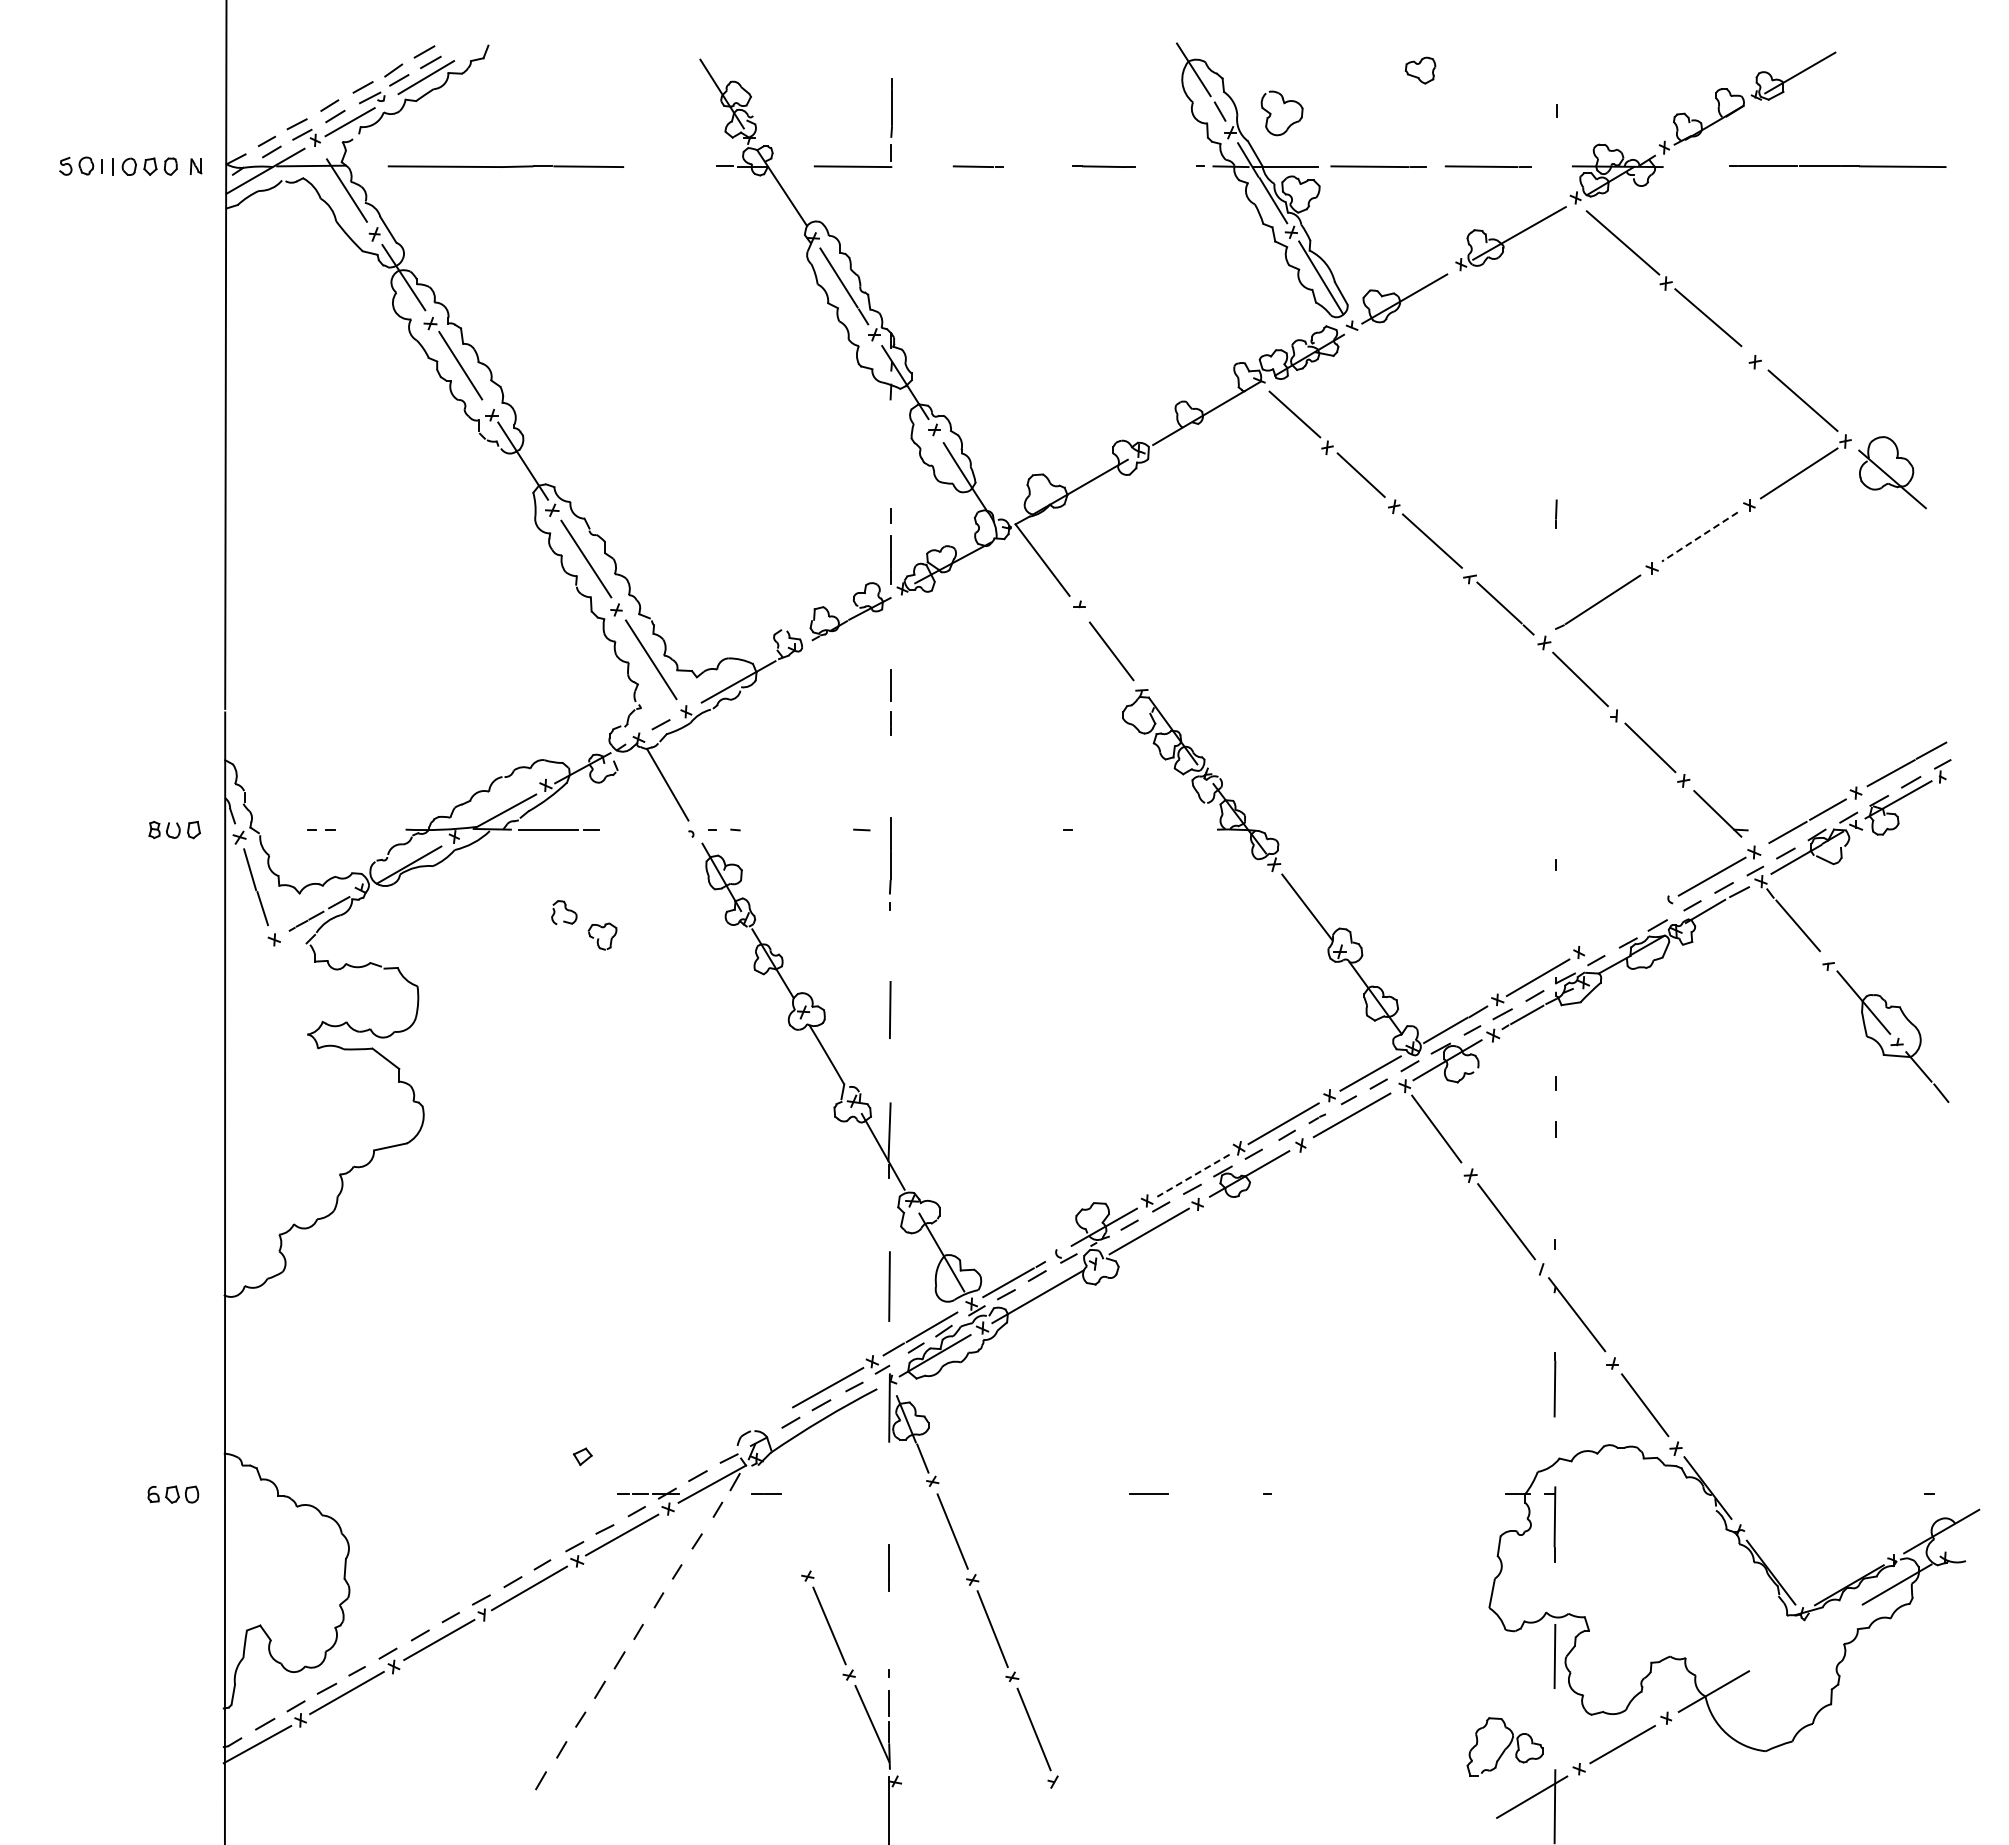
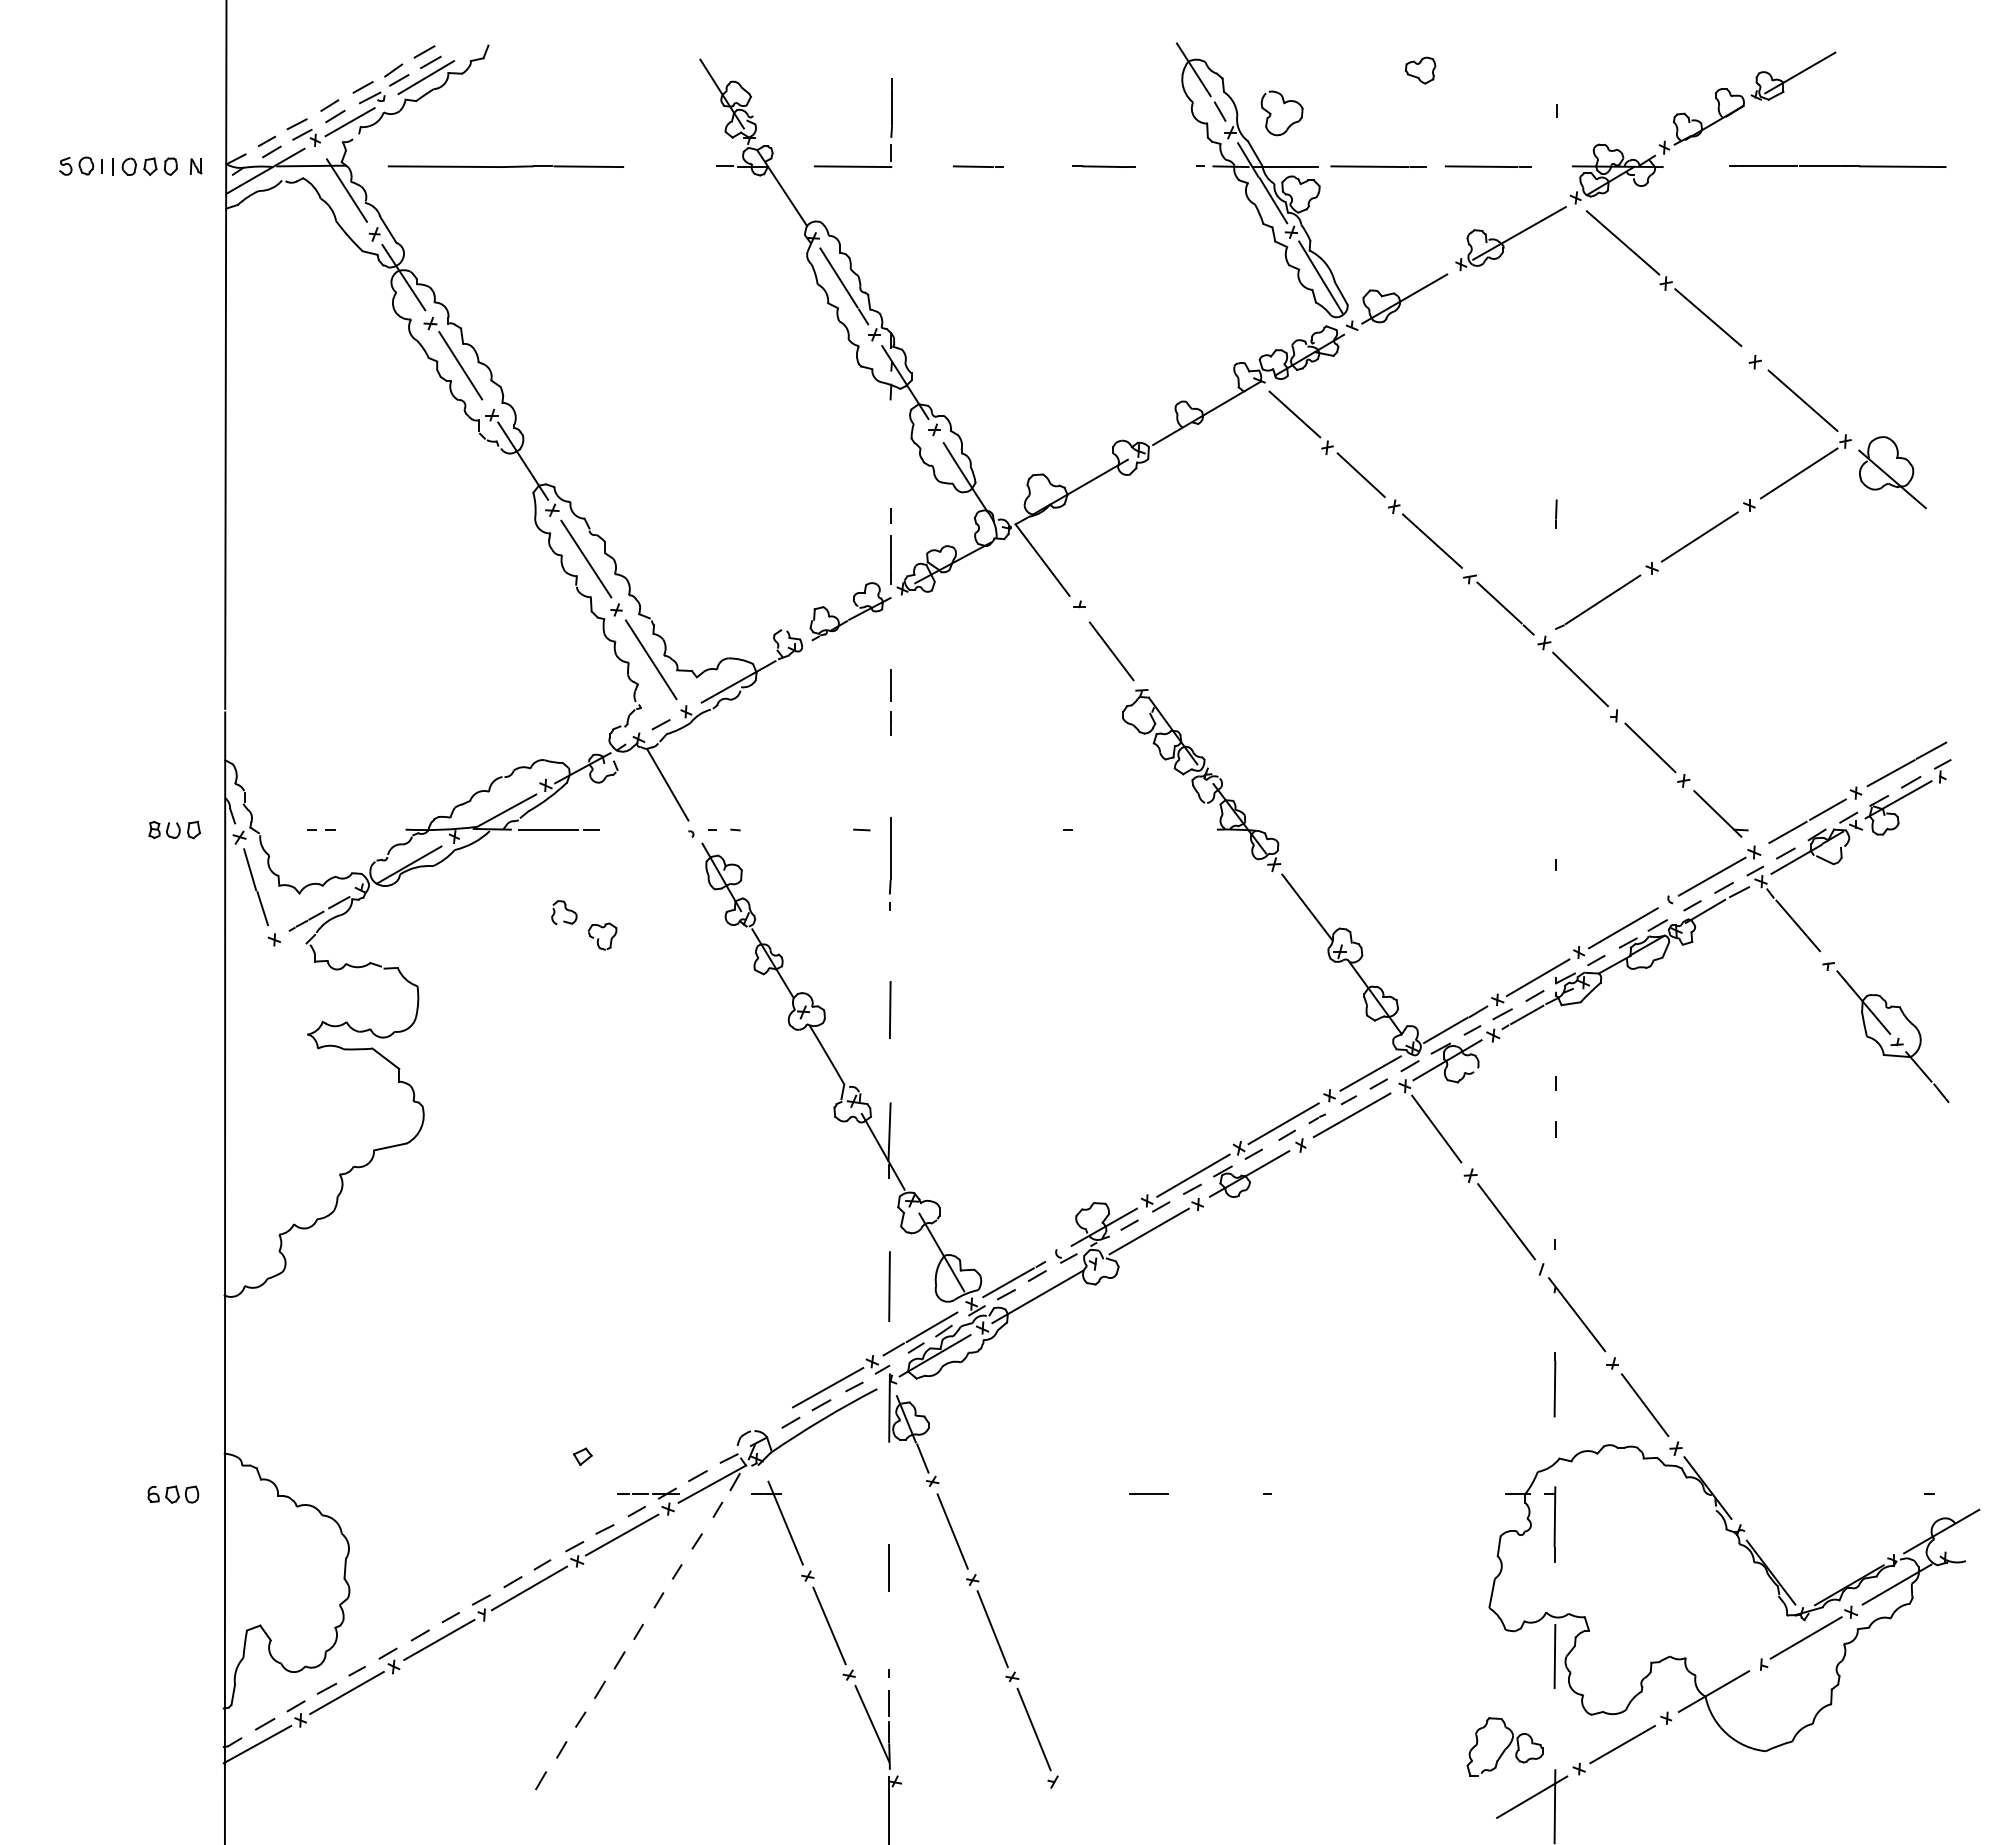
line: dashed -> solid (1699, 537)
line: none -> present (1623, 928)
line: dashed -> solid (1193, 1175)
line: none -> present (785, 1522)
part: none -> present (1809, 1637)
